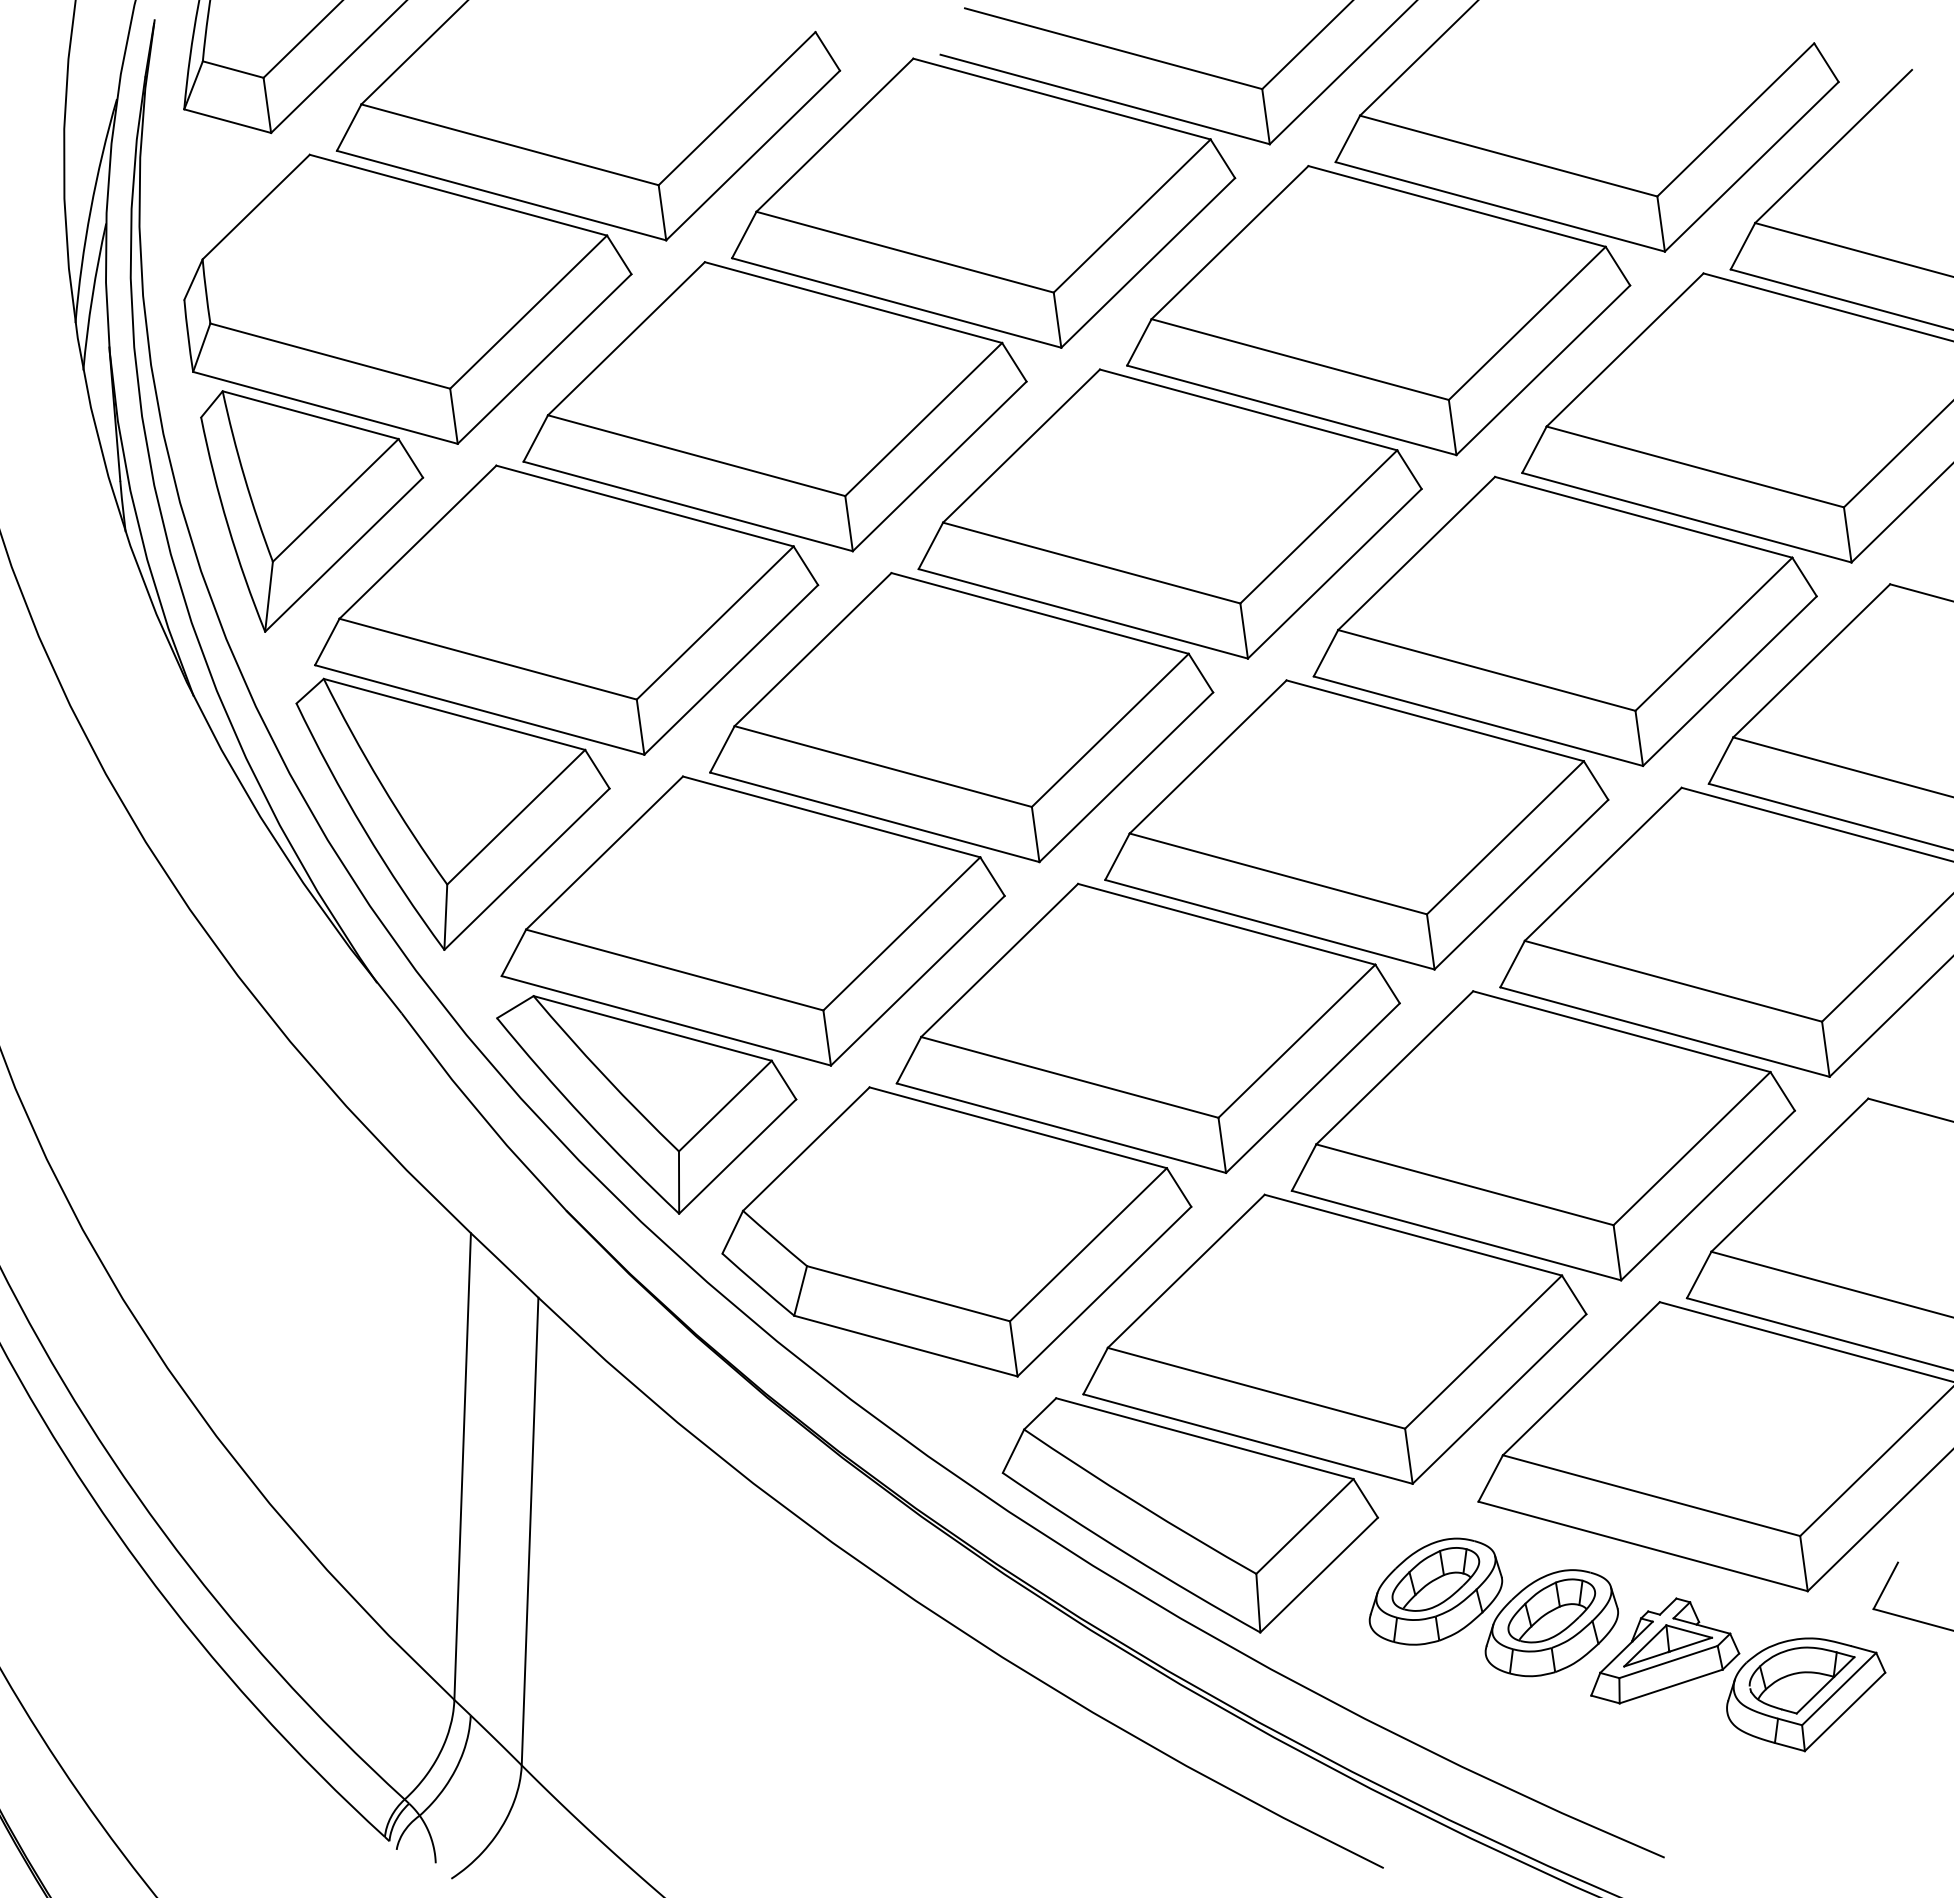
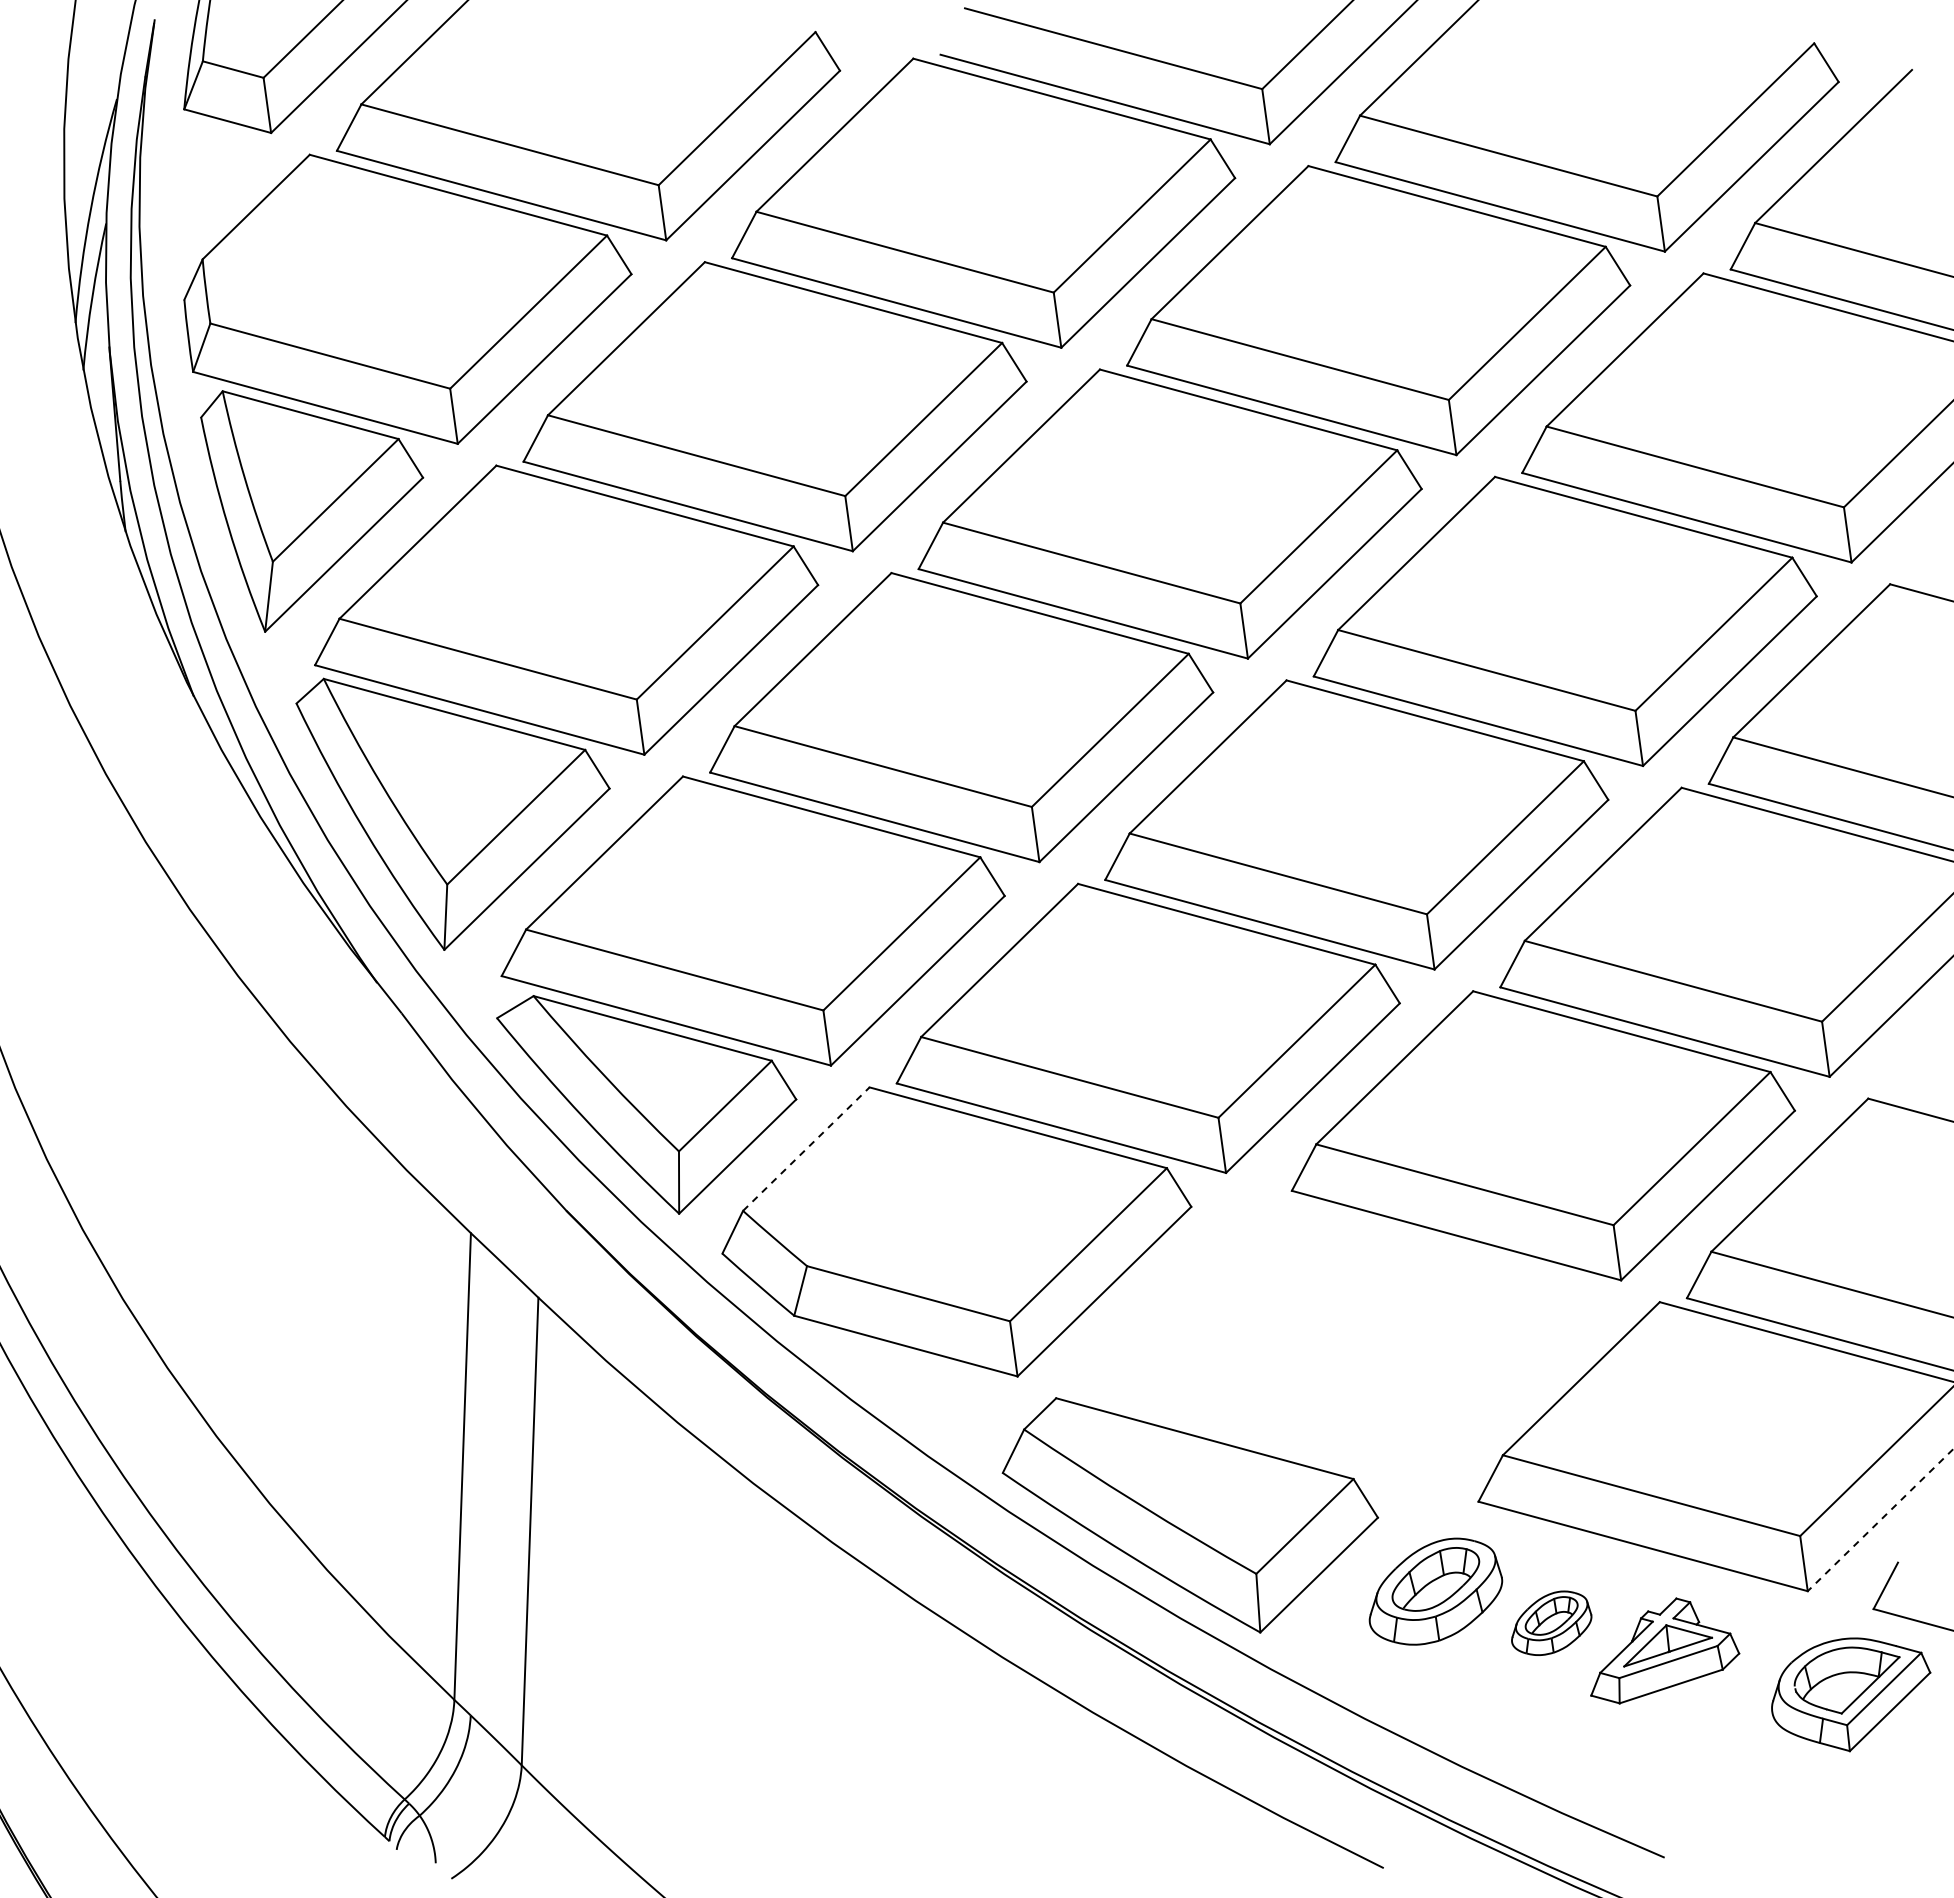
line: solid -> dashed (806, 1148)
part: present -> none (1334, 1338)
line: solid -> dashed (1880, 1520)
part size: 135x109 px -> 82x66 px (1551, 1622)
part position: (1806, 1694) -> (1851, 1694) (1851, 1694)
